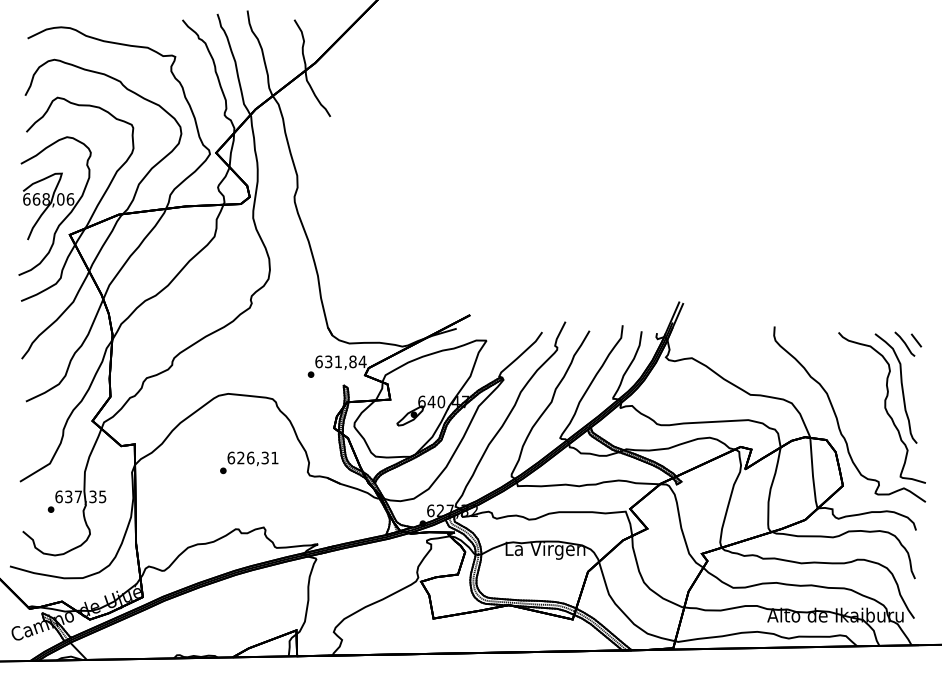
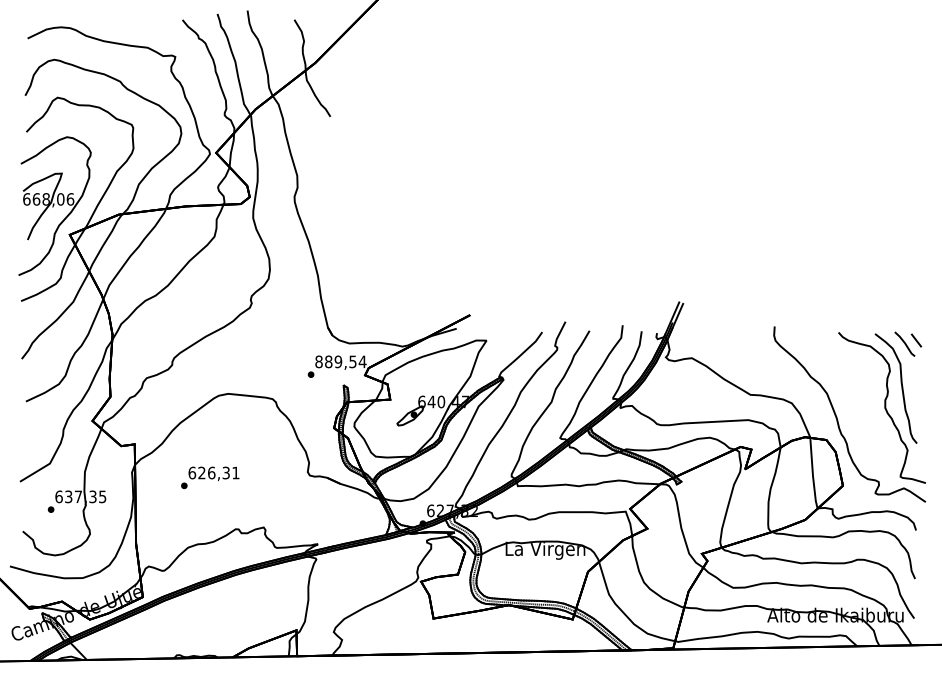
text: 631,84 -> 889,54 (335, 361)
text position: (249, 462) -> (210, 477) (210, 477)
